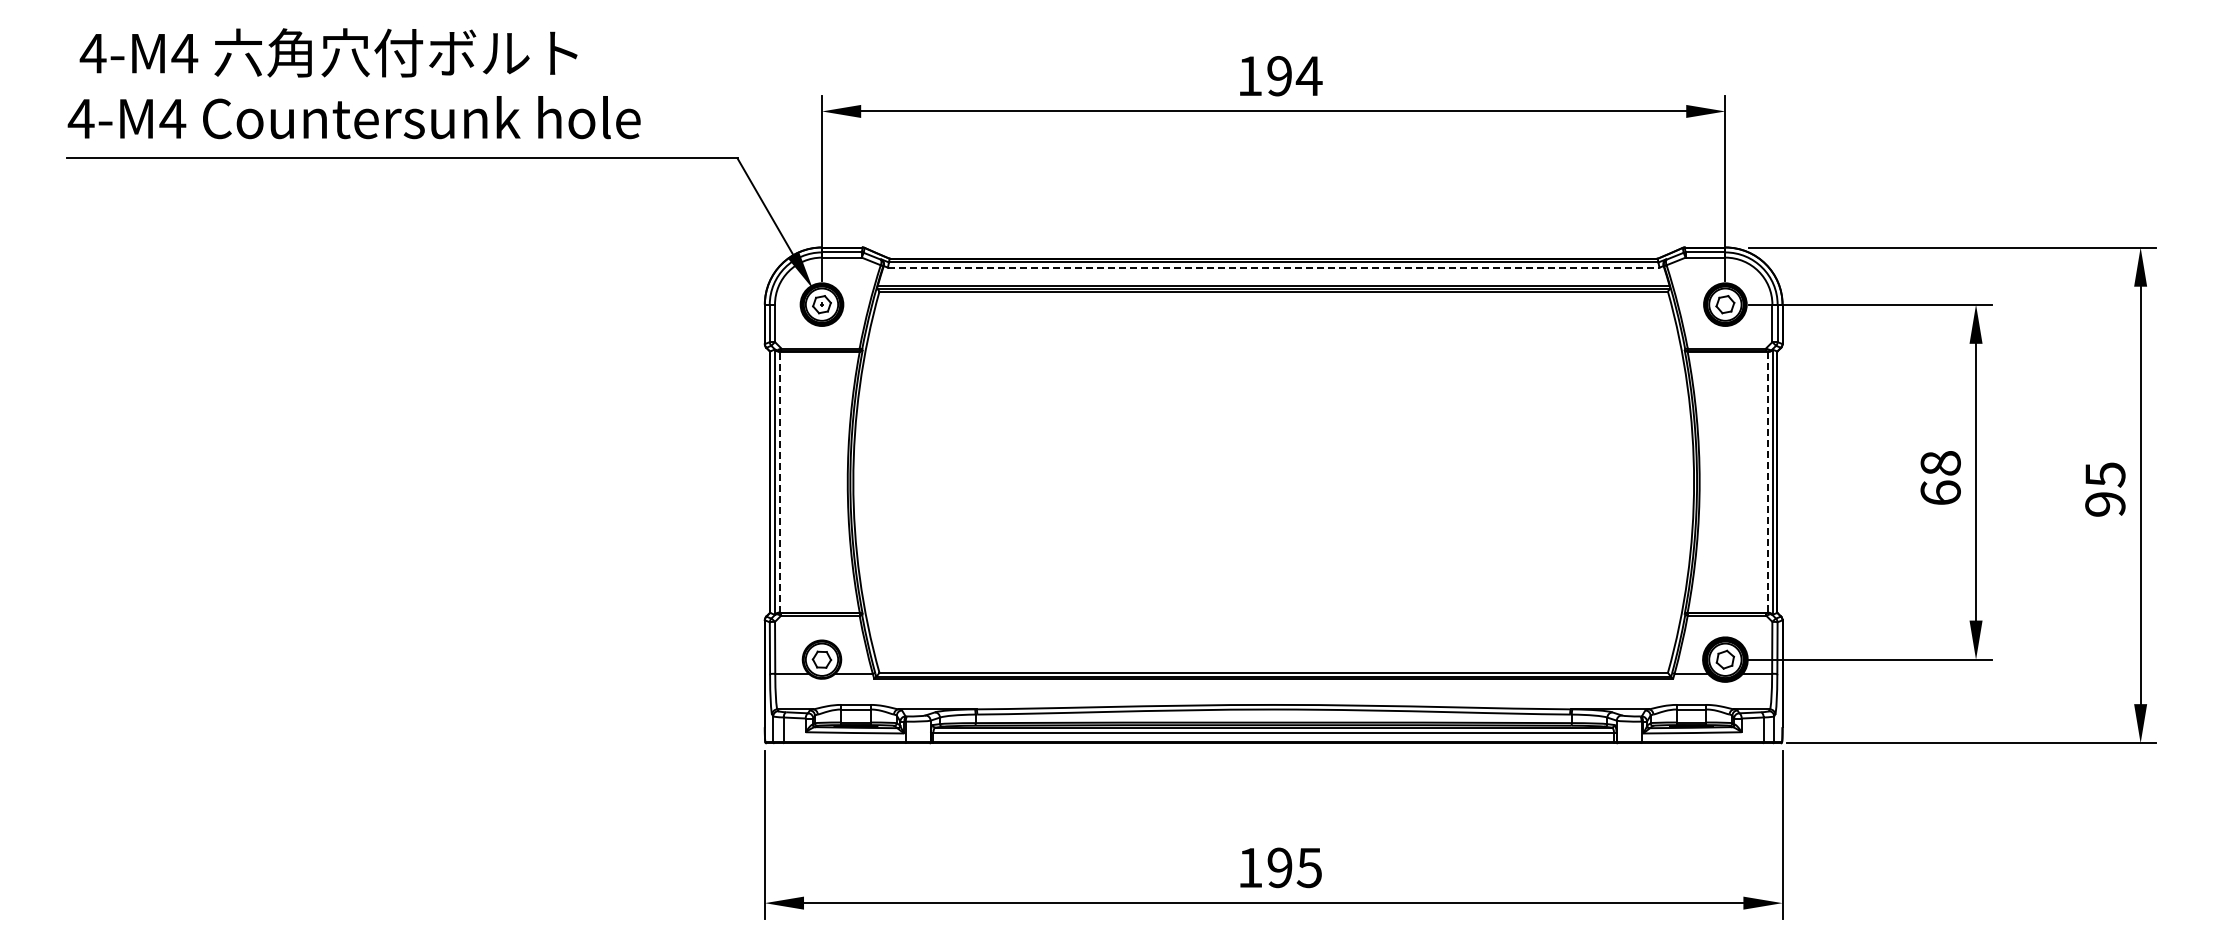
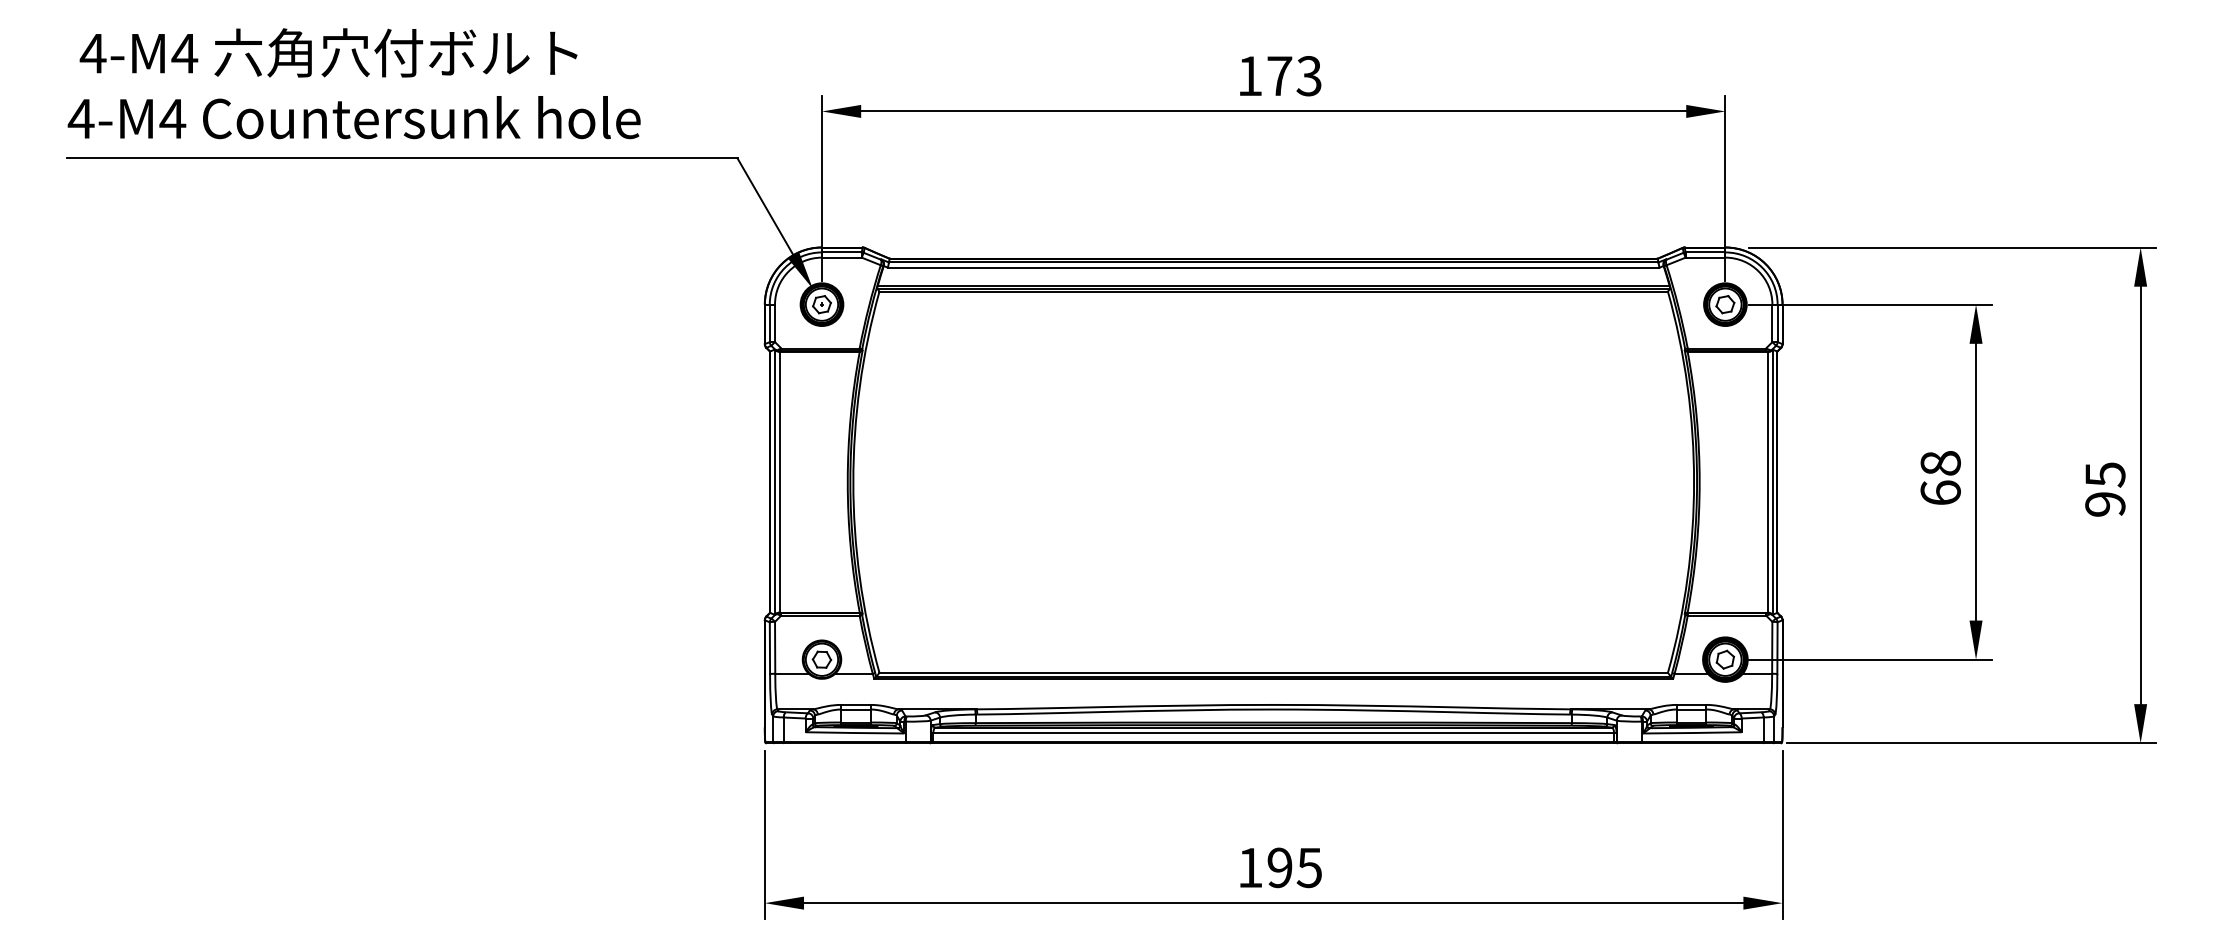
text: 194 -> 173 (1294, 76)
line: dashed -> solid (1273, 267)
line: dashed -> solid (779, 482)
line: dashed -> solid (1767, 482)
